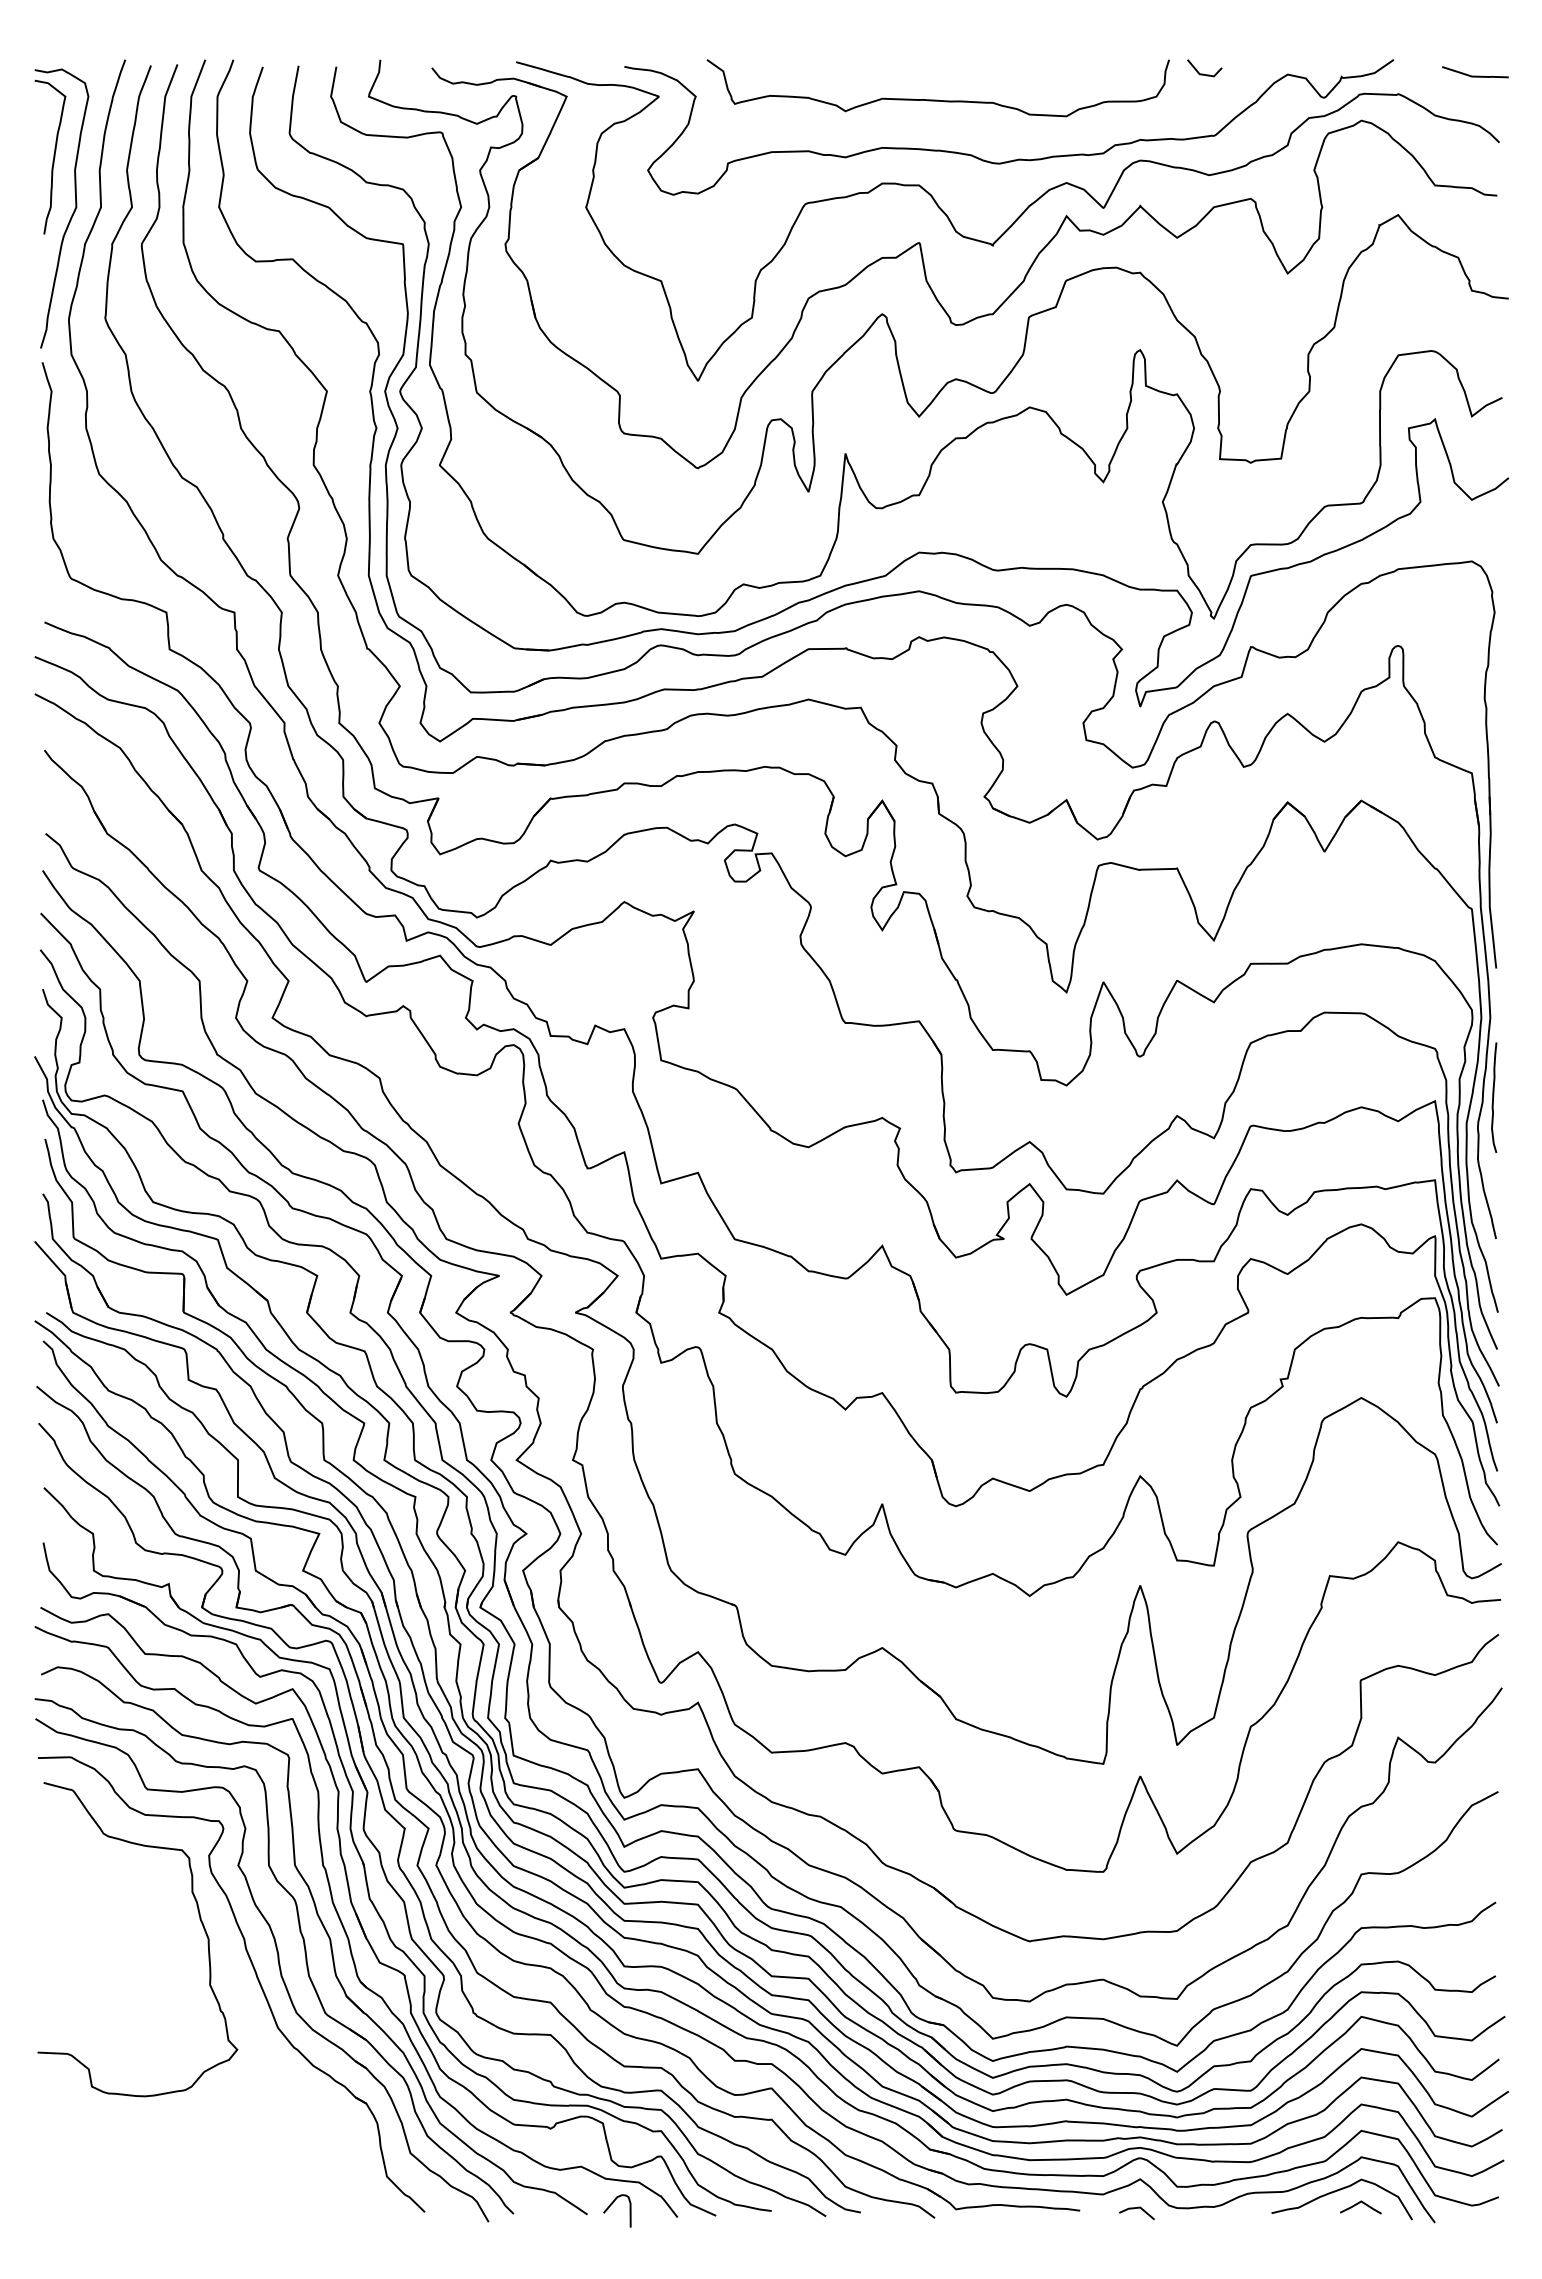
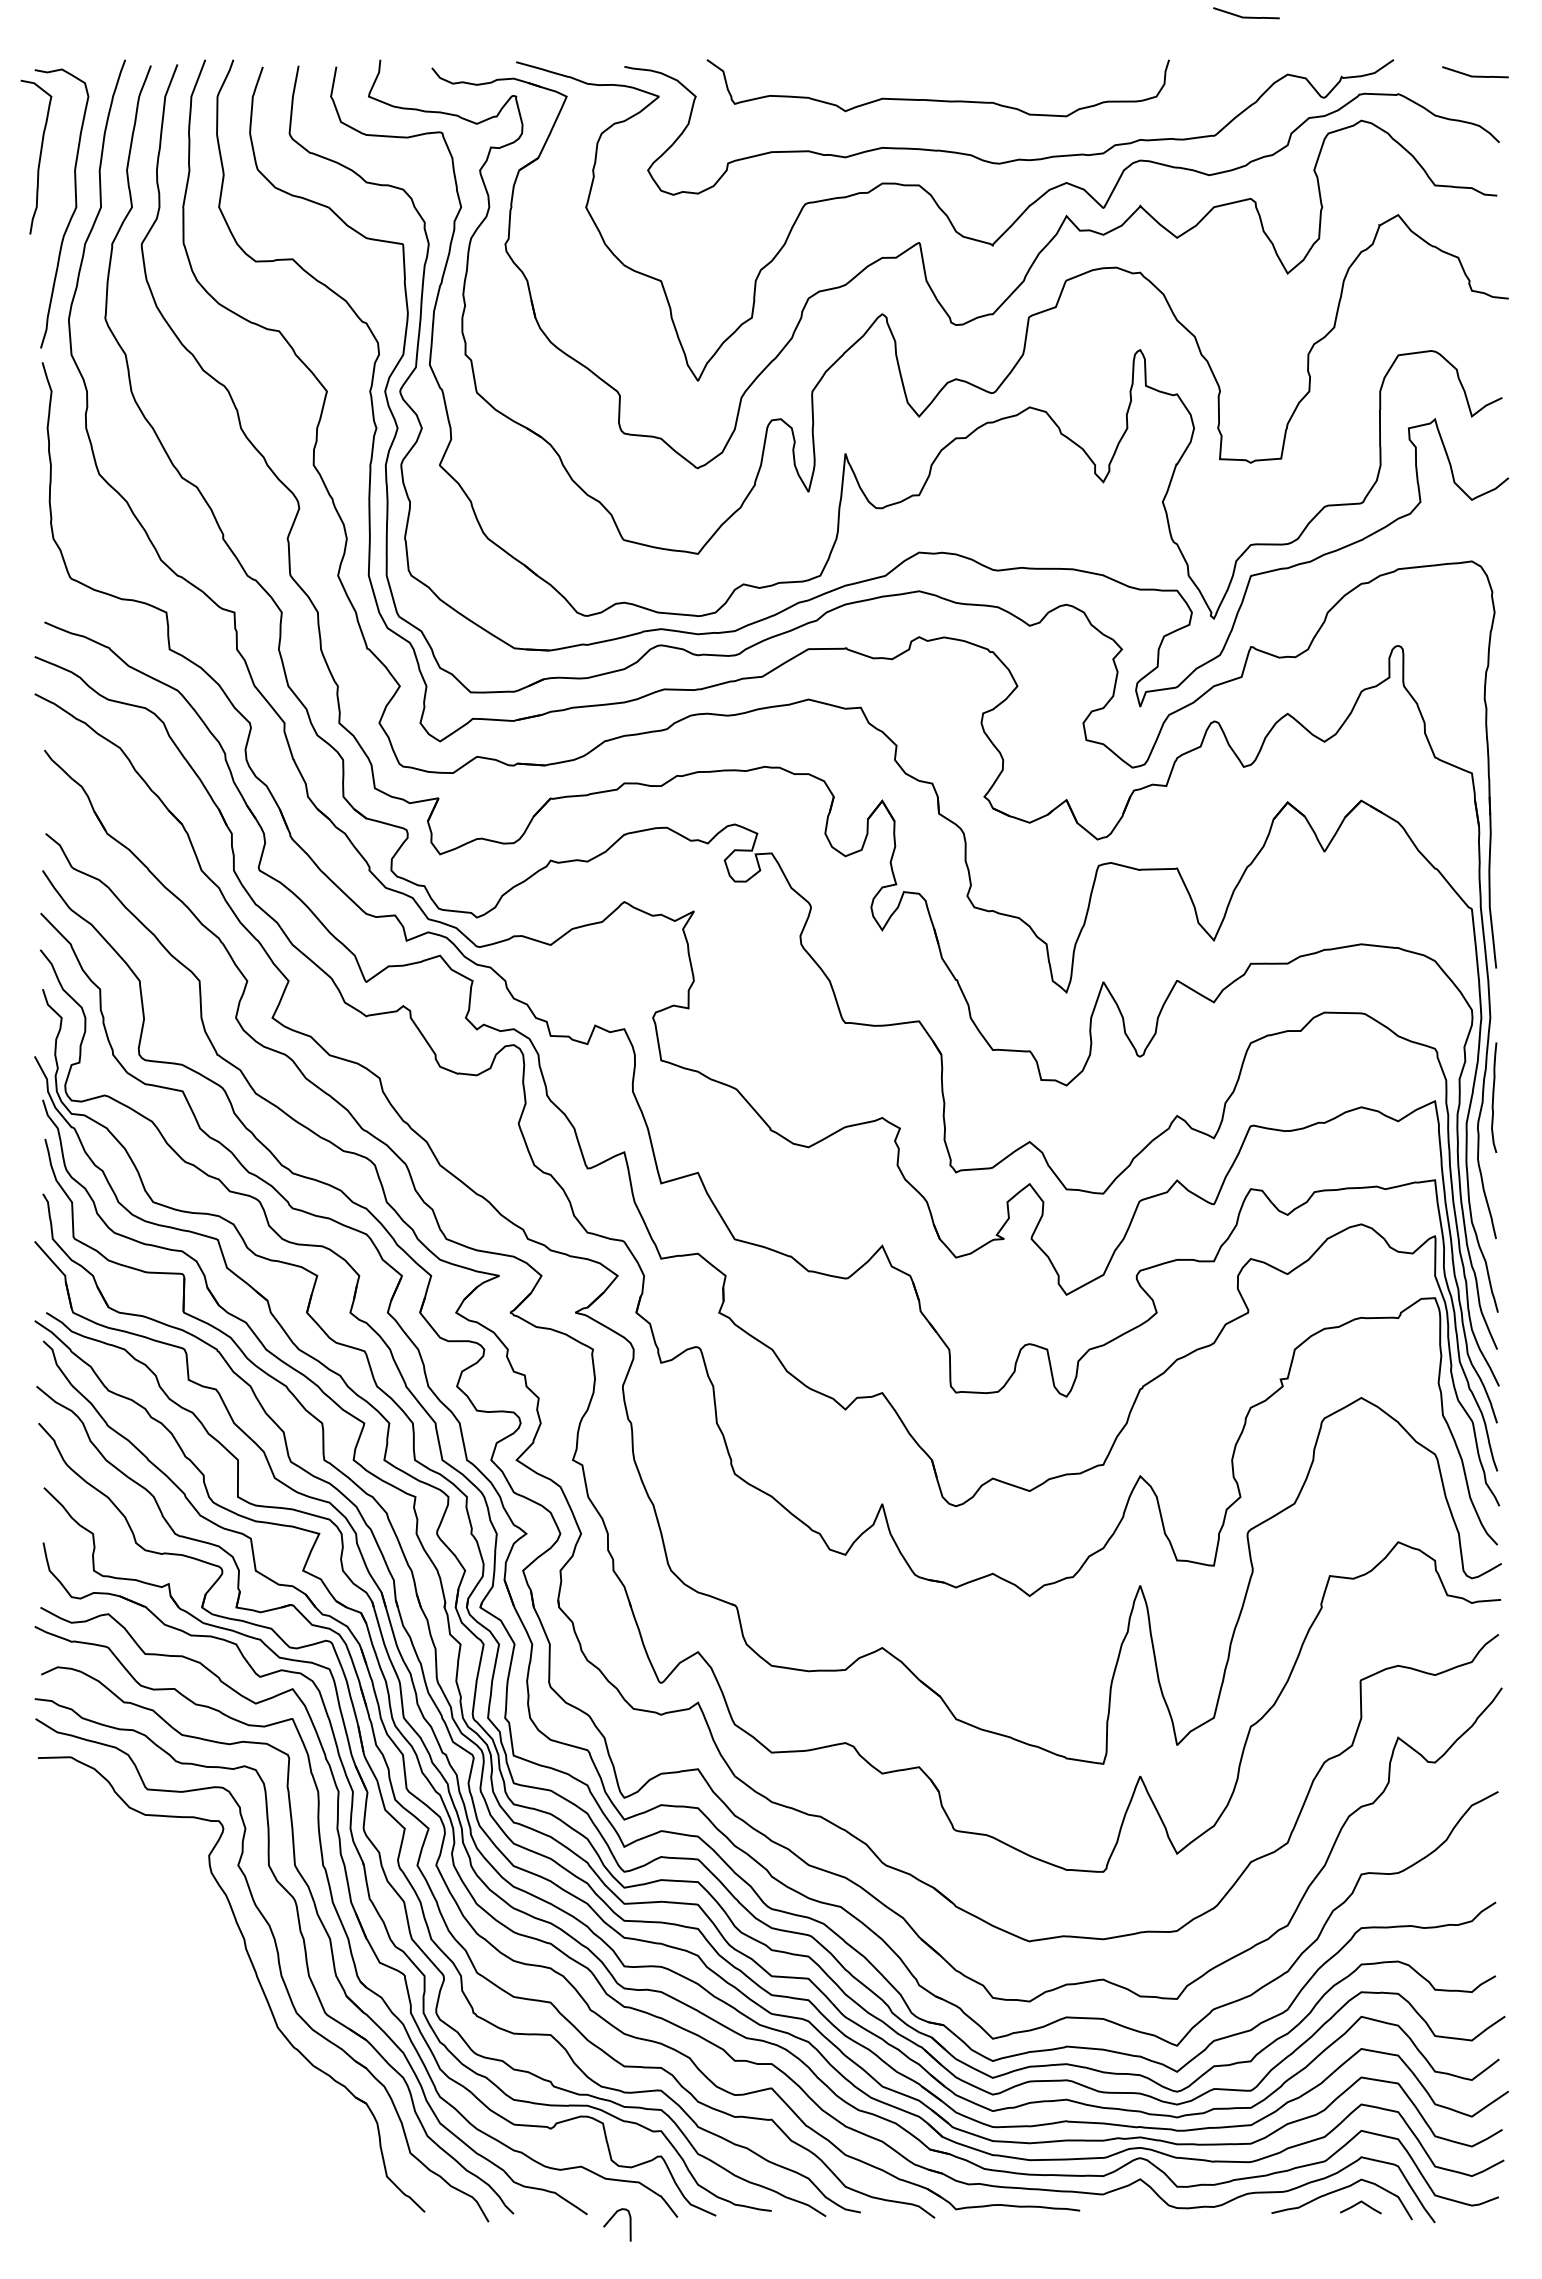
curve: none -> present (1246, 16)
line: present -> none (1203, 73)
curve position: (53, 156) -> (39, 156) (39, 156)
curve: present -> none (199, 1919)
curve position: (612, 2204) -> (612, 2218) (612, 2218)
line: present -> none (1134, 2209)
